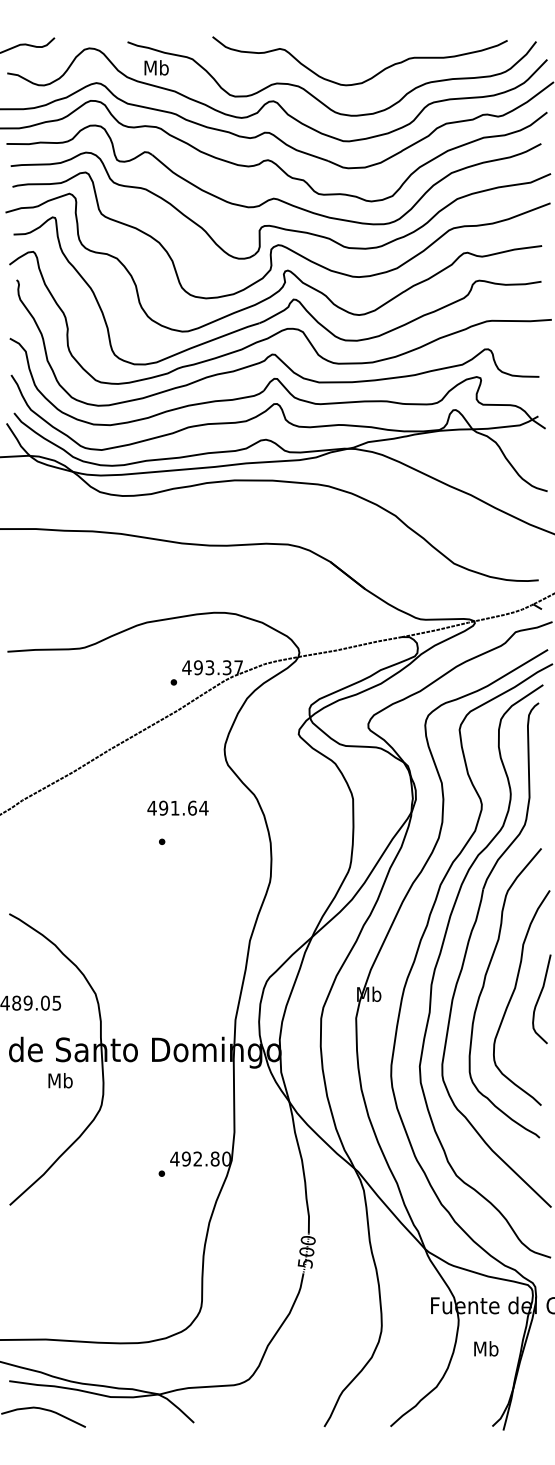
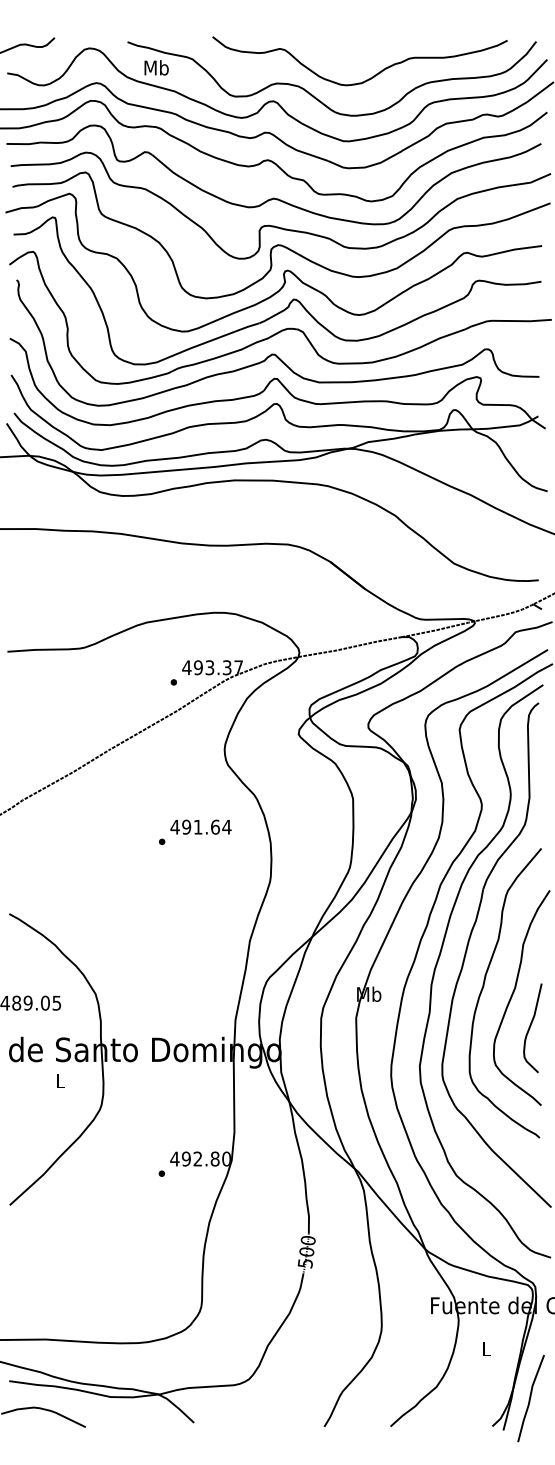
text position: (177, 807) -> (200, 826) (200, 826)
curve position: (539, 999) -> (530, 1028) (530, 1028)
text: Mb -> L (60, 1080)
text: Mb -> L (486, 1348)
line: none -> present (530, 1398)
